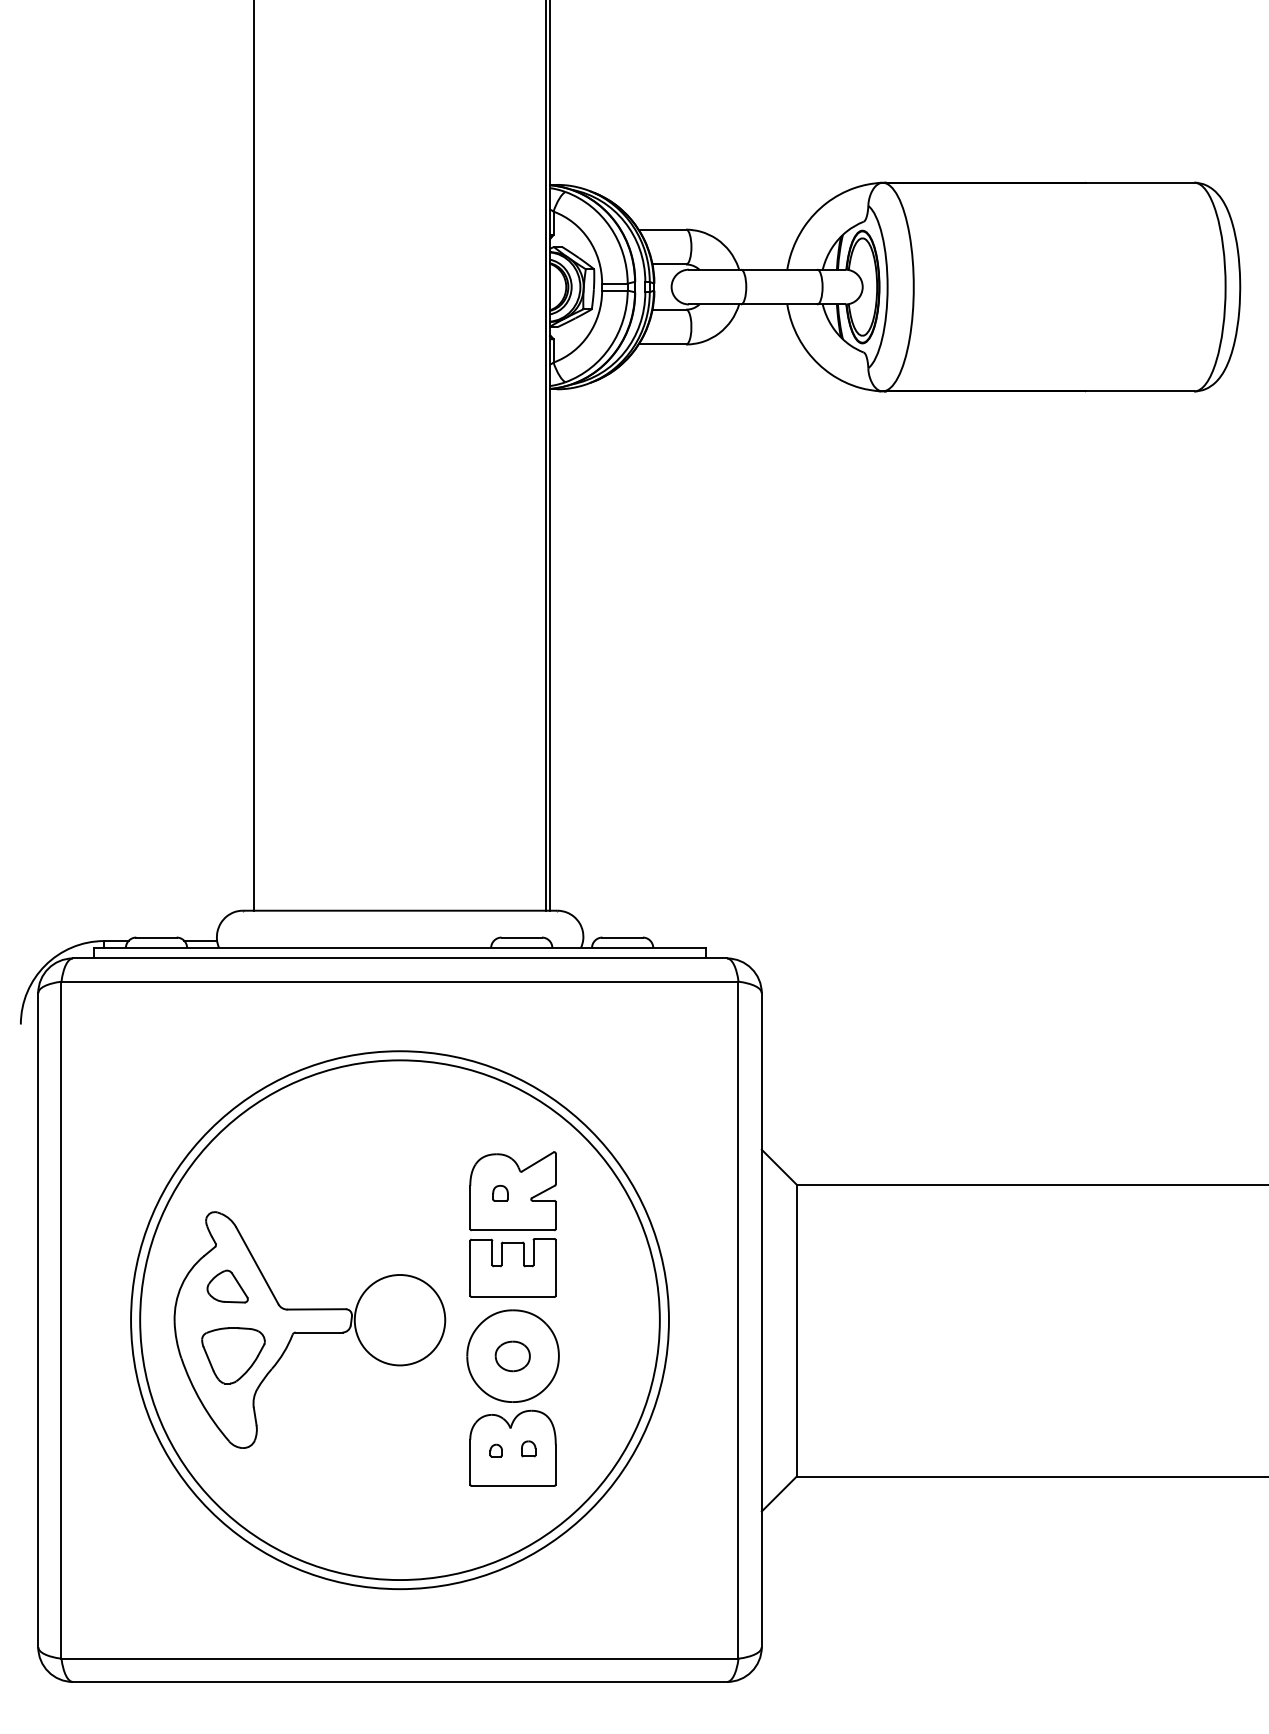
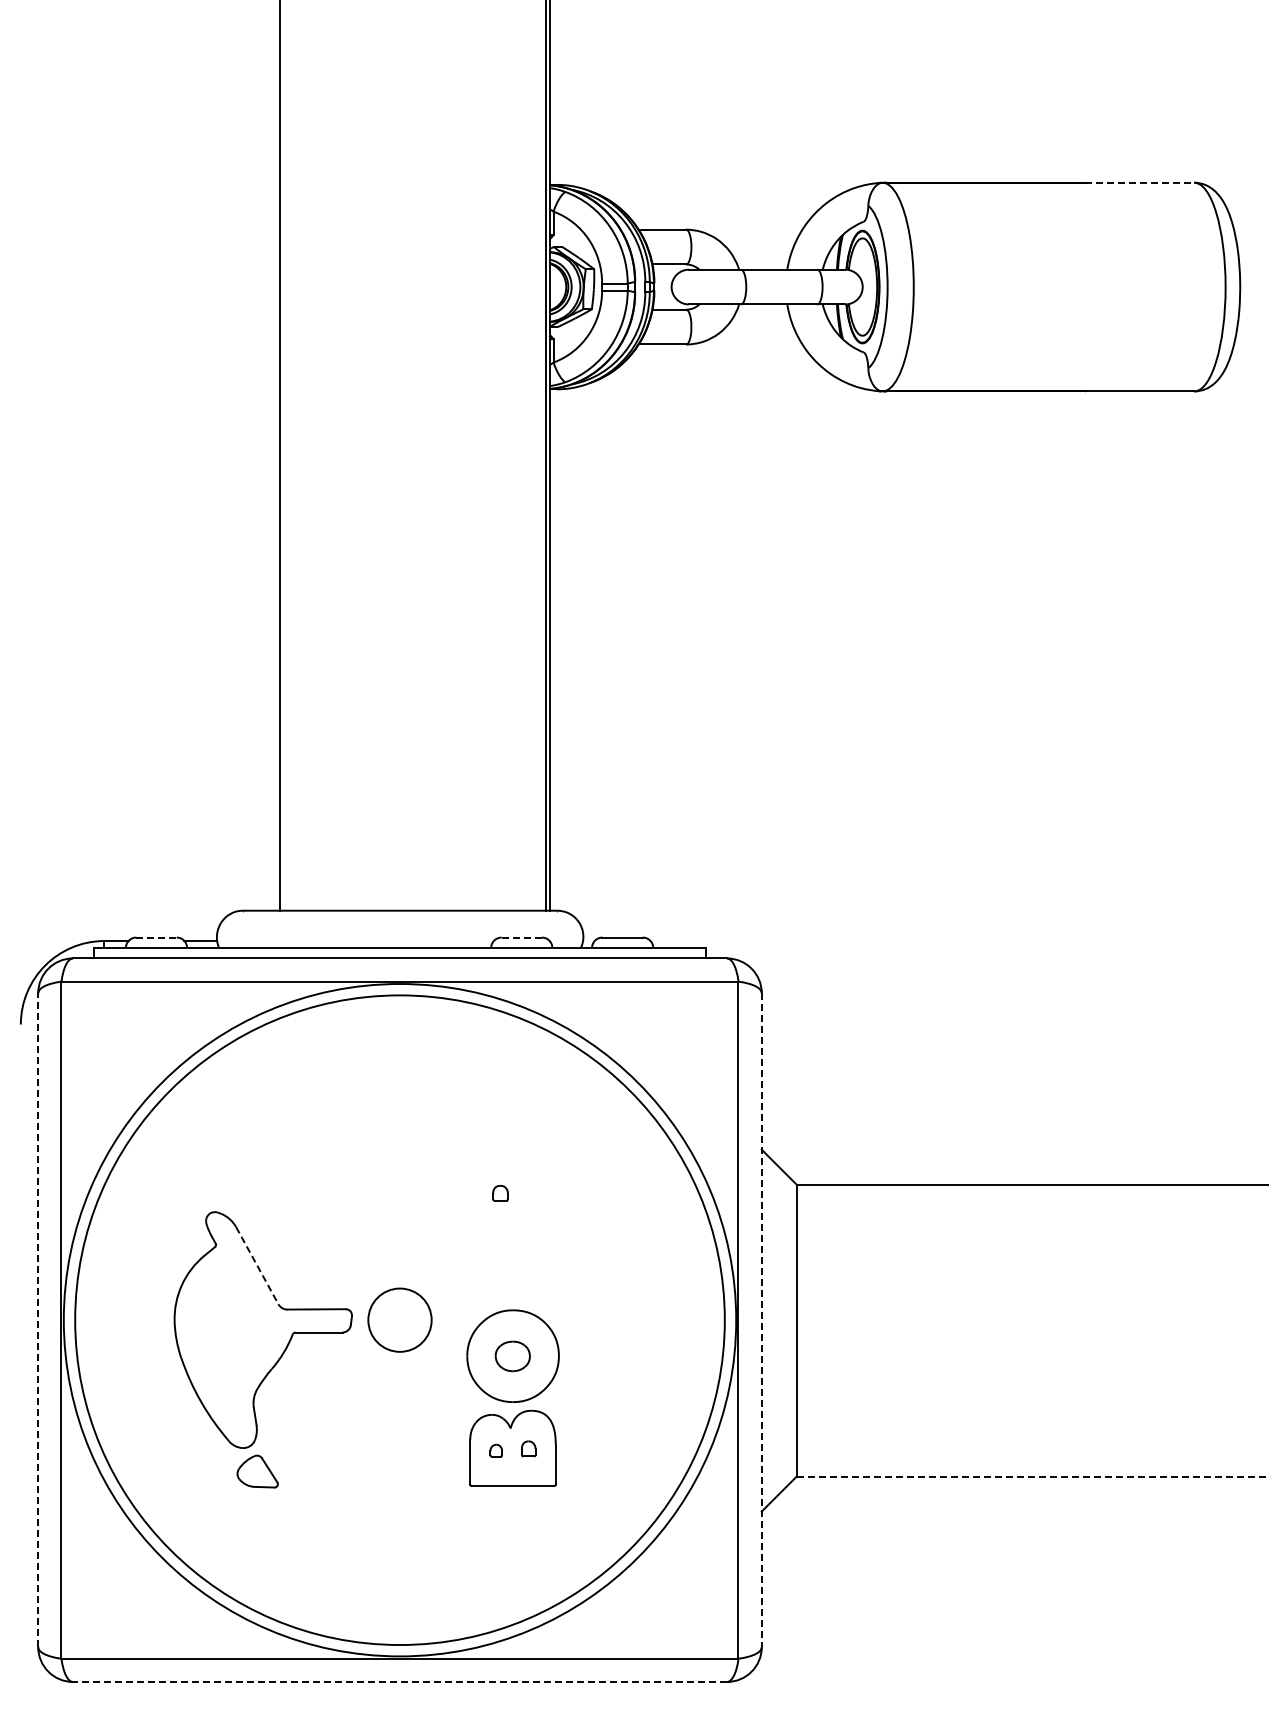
line: solid -> dashed (1140, 182)
line position: (253, 456) -> (279, 456) (279, 456)
line: solid -> dashed (157, 937)
line: solid -> dashed (522, 937)
part: present -> none (512, 1224)
line: solid -> dashed (257, 1265)
part position: (227, 1286) -> (257, 1471) (257, 1471)
circle diameter: 90 px -> 63 px (399, 1319)
line: solid -> dashed (38, 1320)
circle diameter: 520 px -> 650 px (399, 1320)
circle diameter: 538 px -> 672 px (399, 1320)
line: solid -> dashed (761, 1320)
part: present -> none (233, 1355)
line: solid -> dashed (1032, 1476)
line: solid -> dashed (400, 1681)
